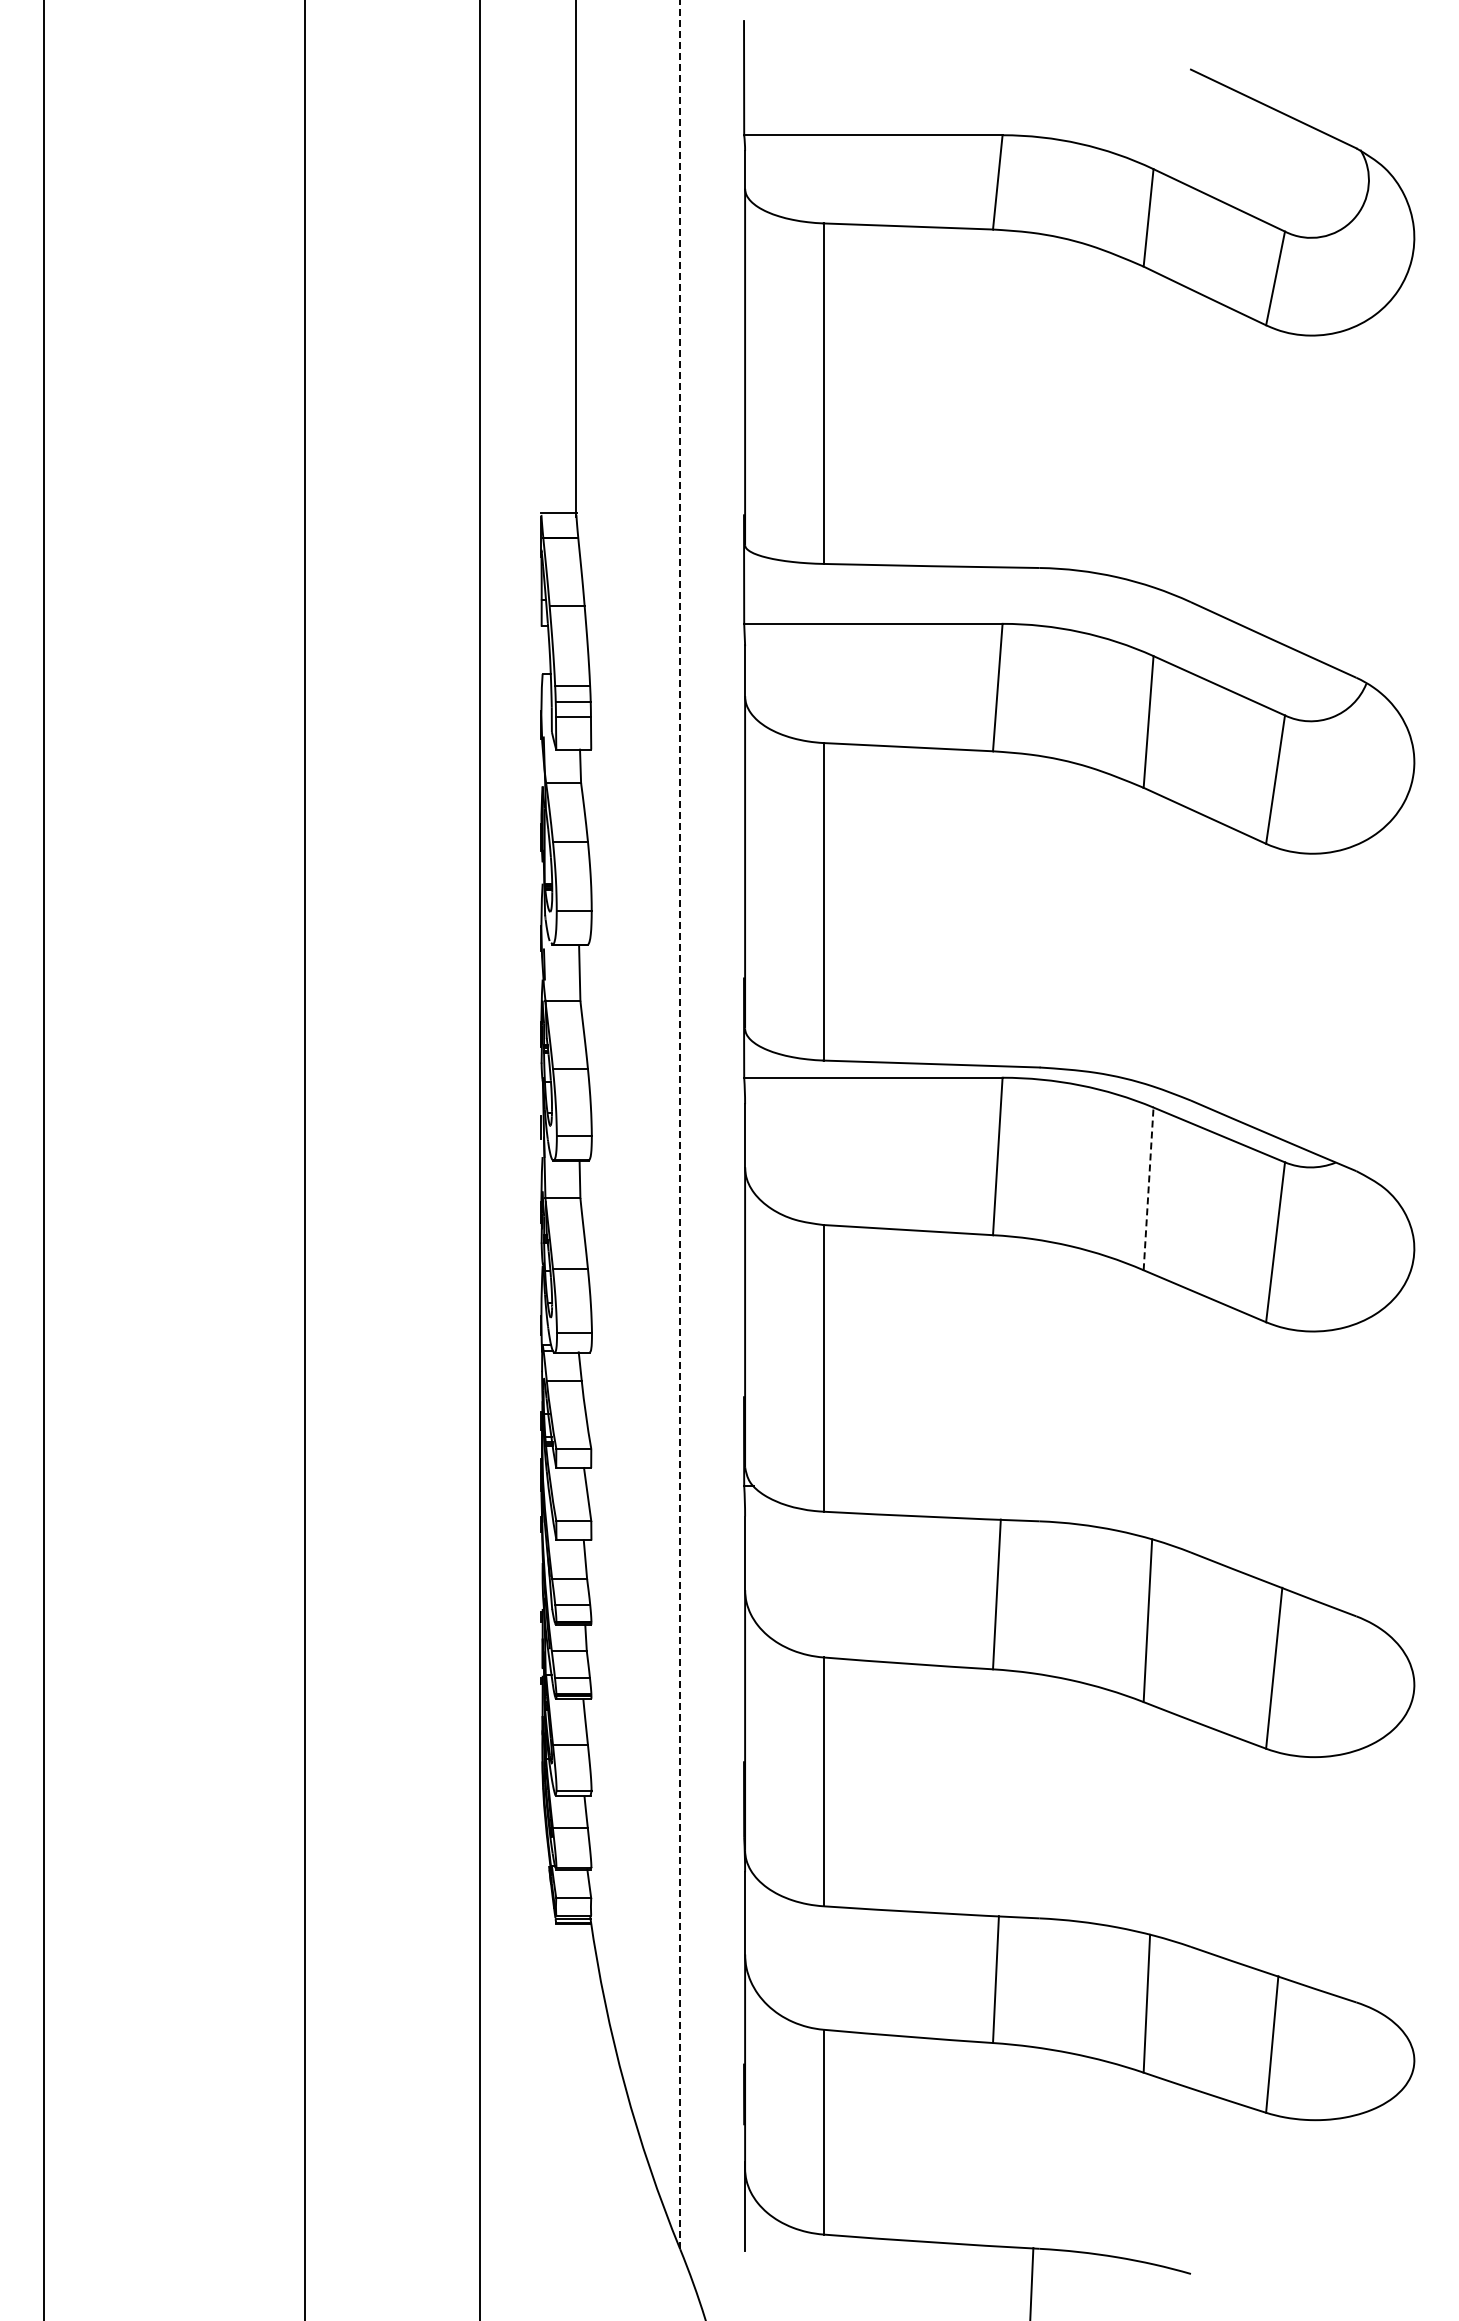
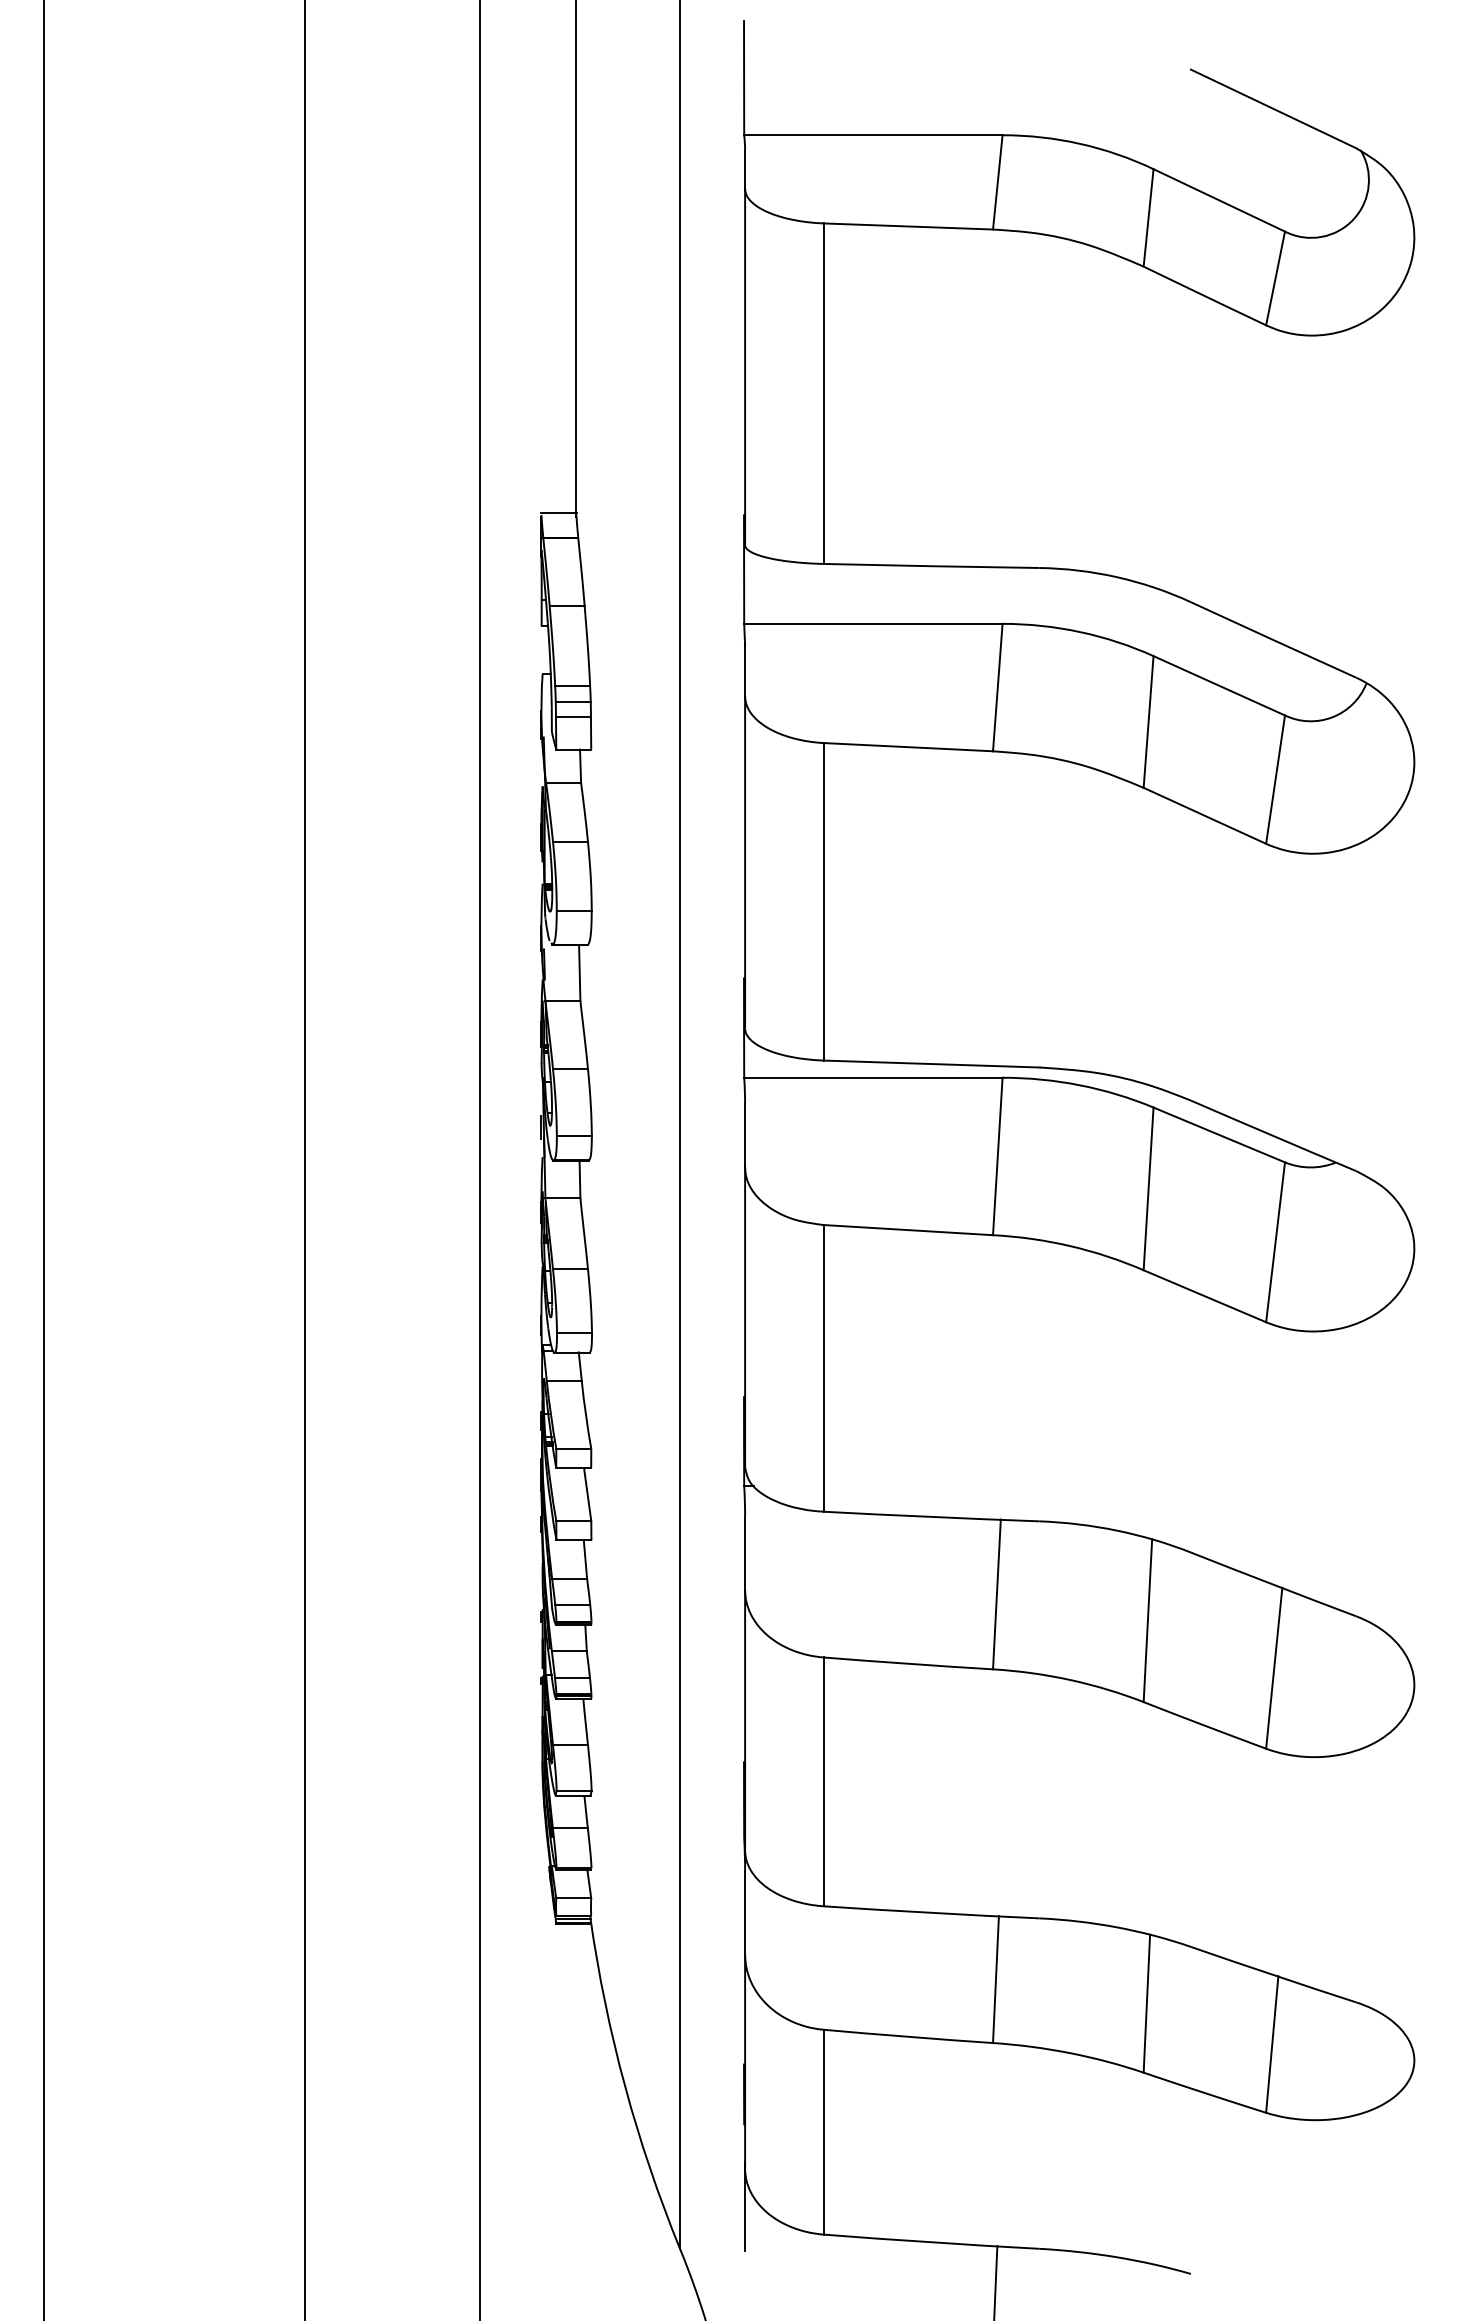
line: dashed -> solid (680, 1125)
line: dashed -> solid (1148, 1188)
line position: (1031, 2282) -> (995, 2281) (995, 2281)
